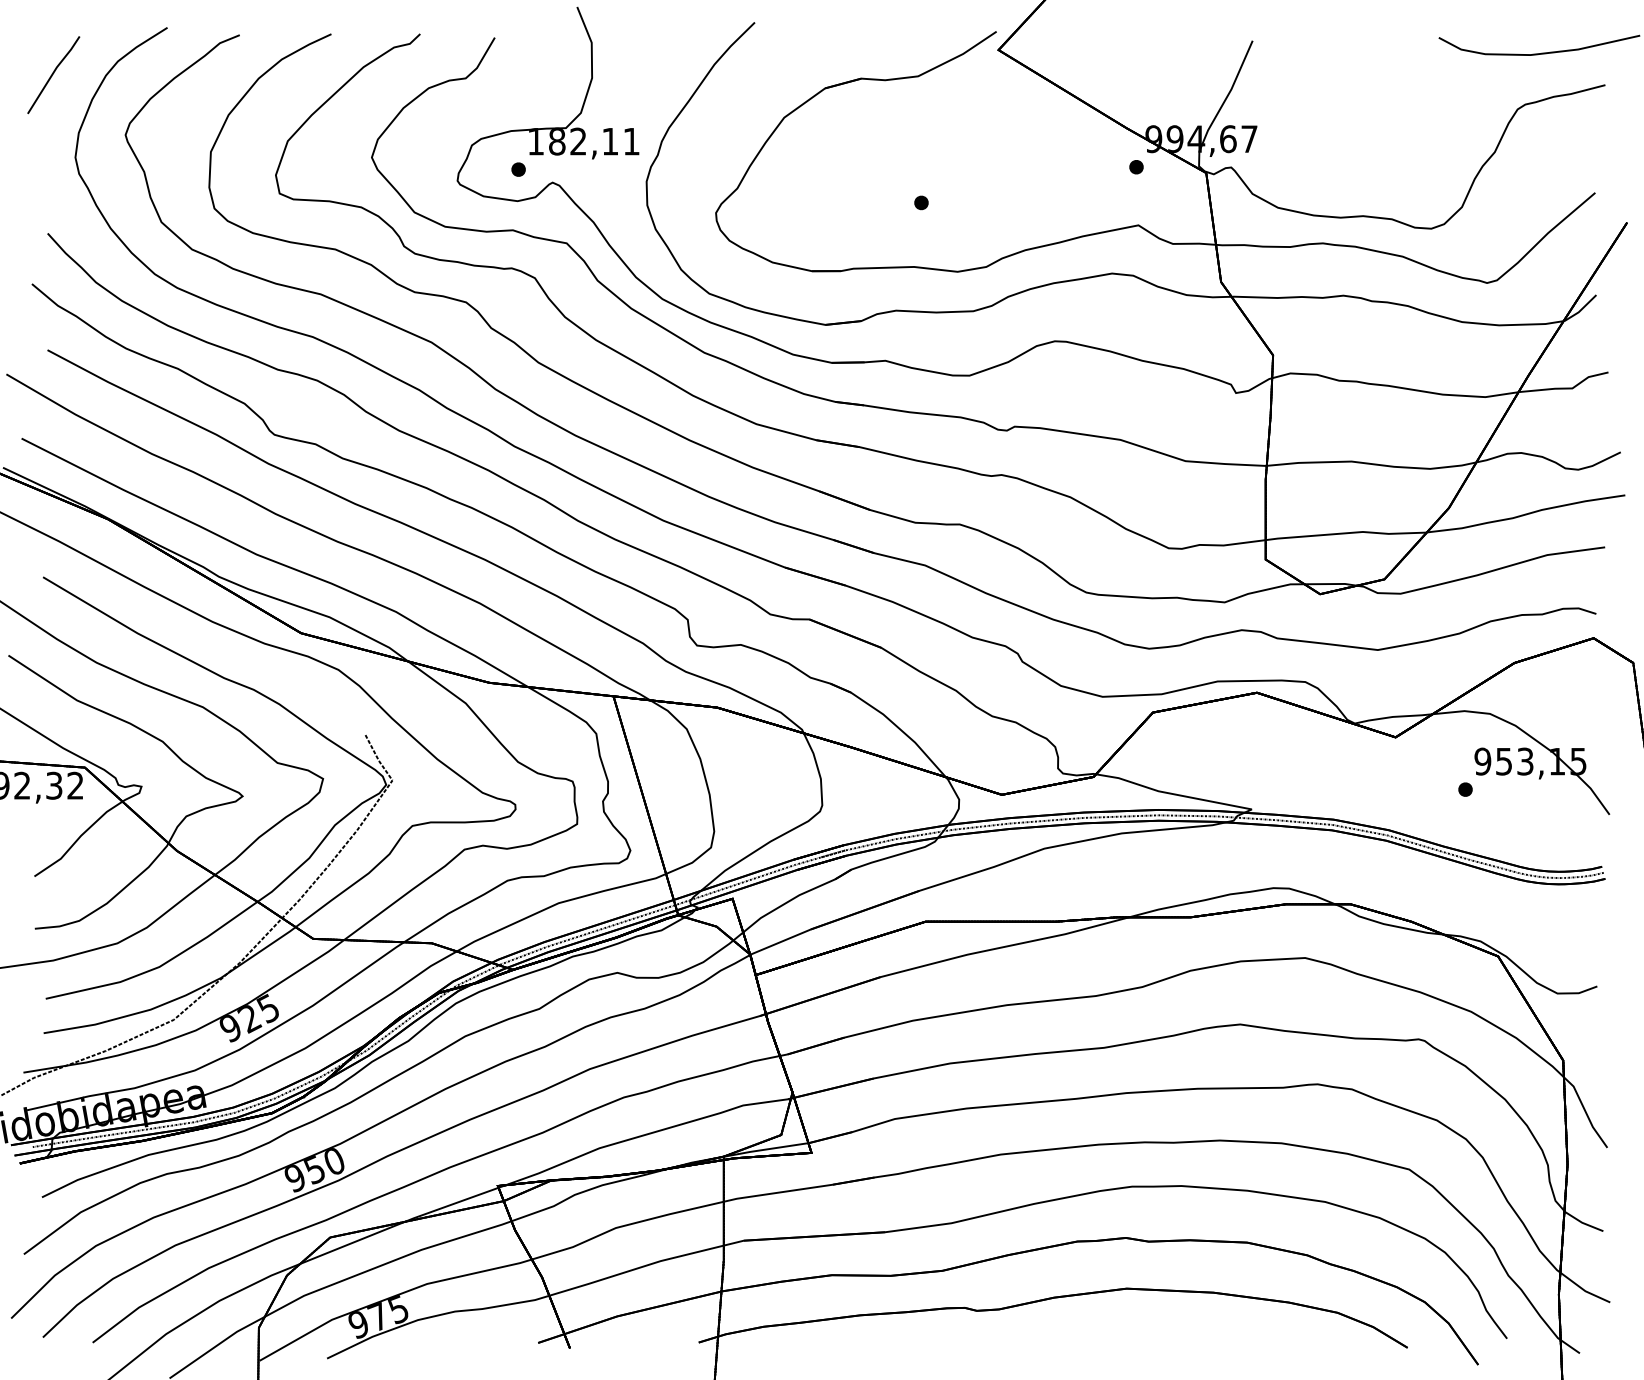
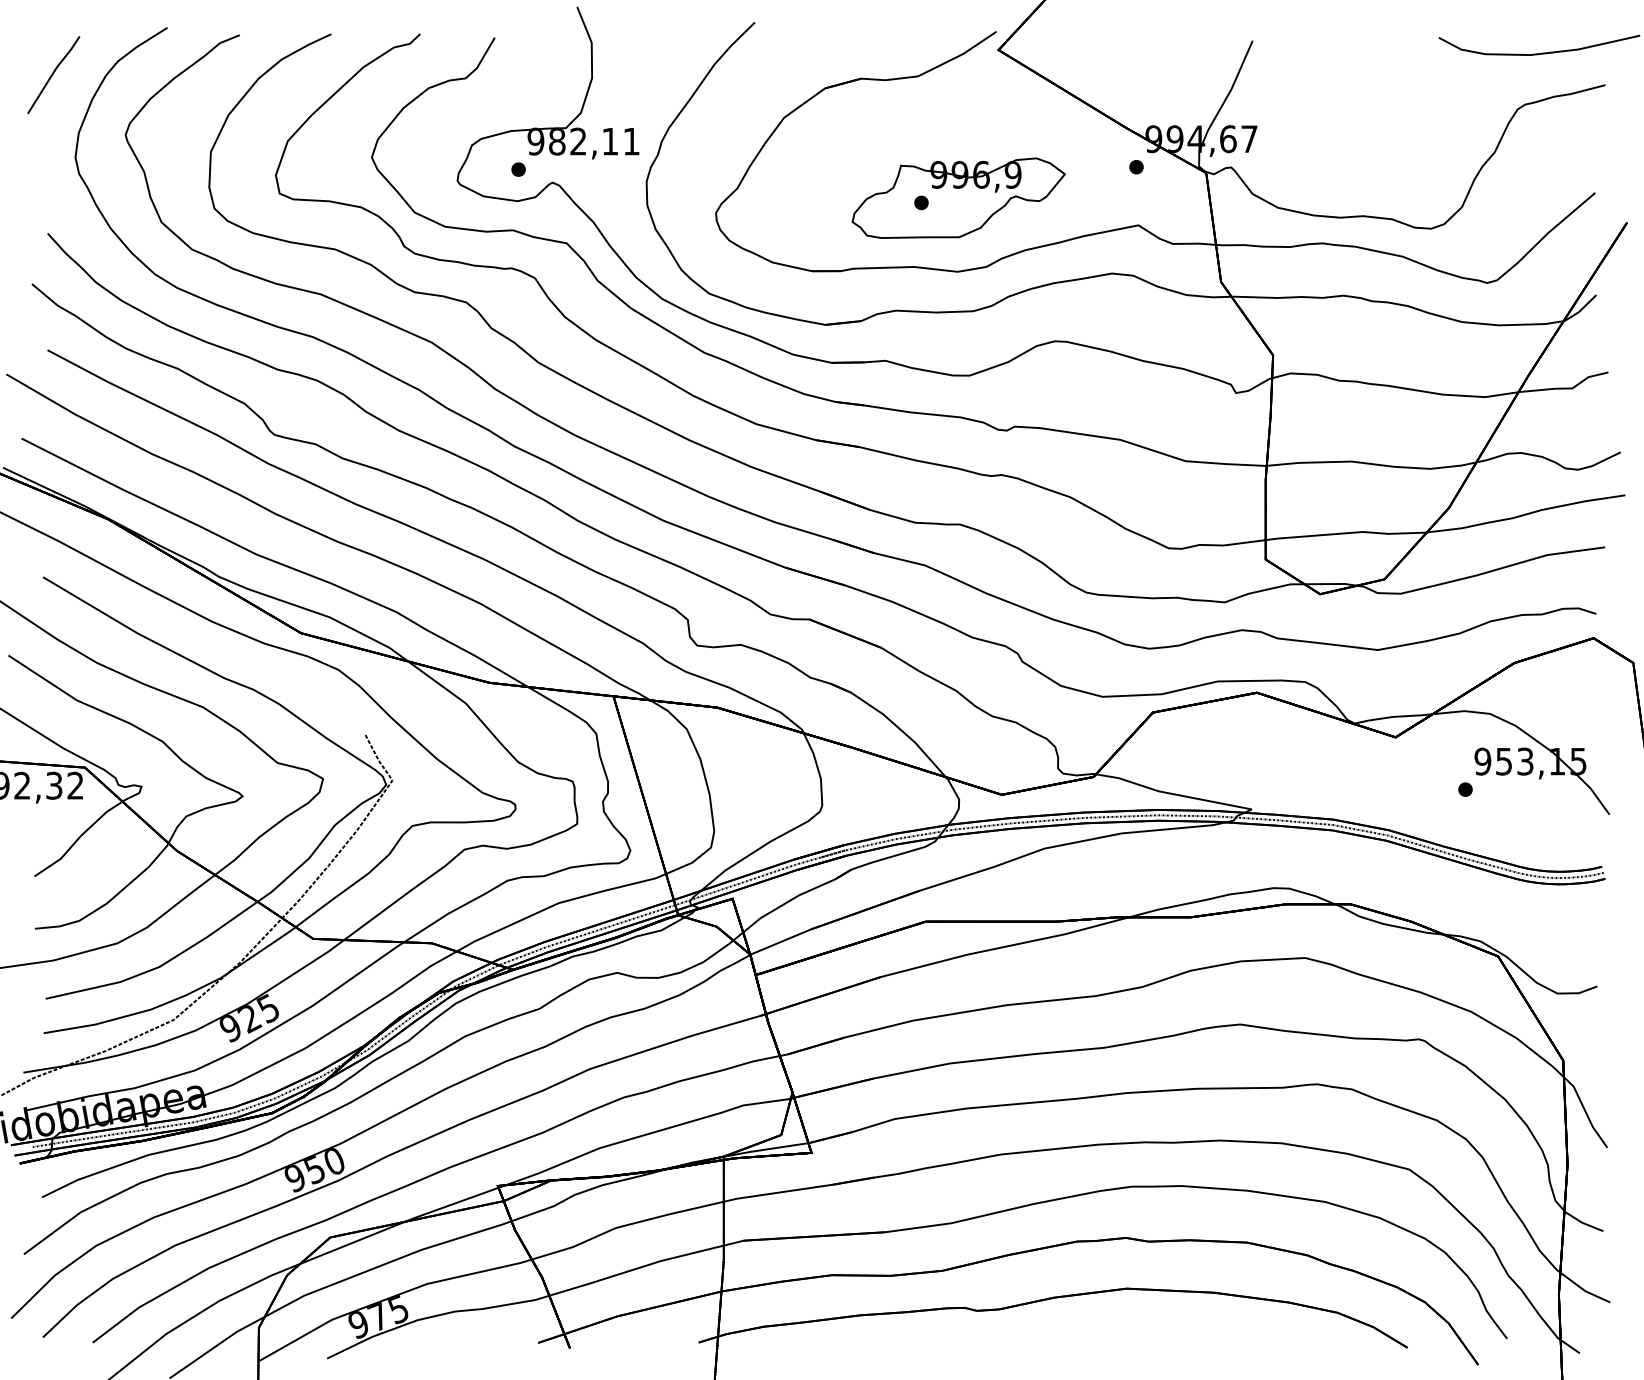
text: 182,11 -> 982,11 (535, 141)
part: none -> present (958, 197)
